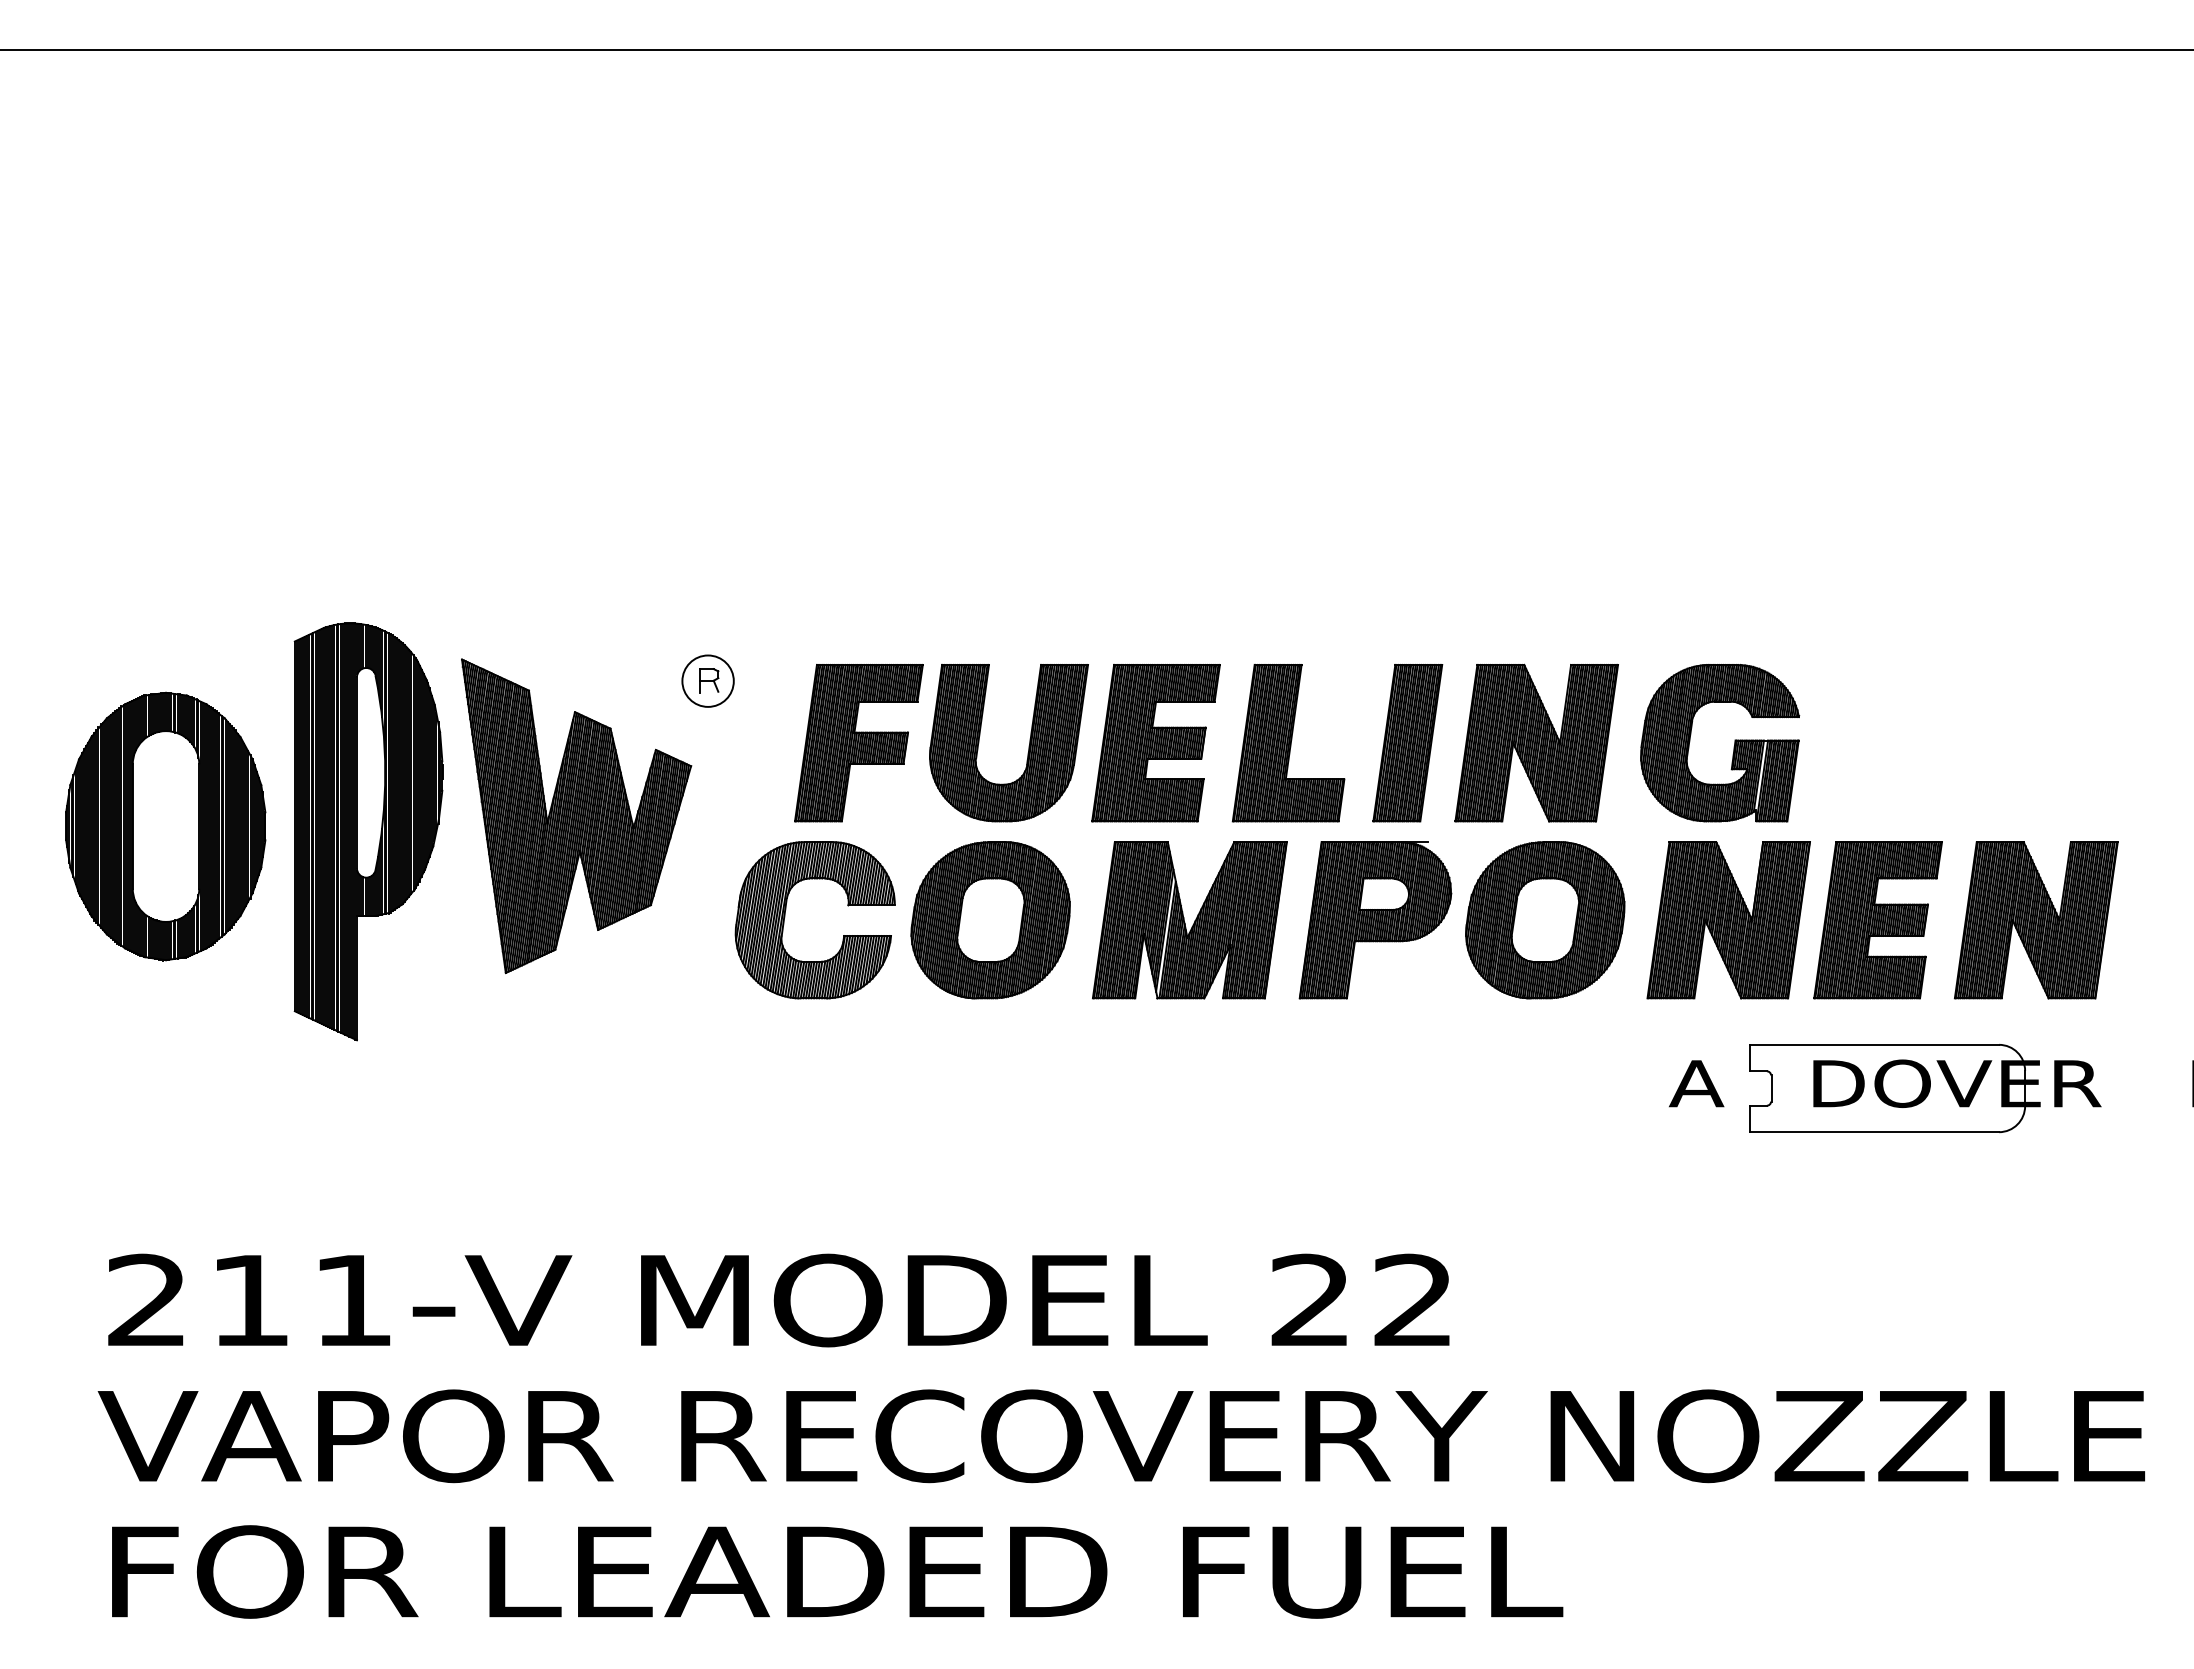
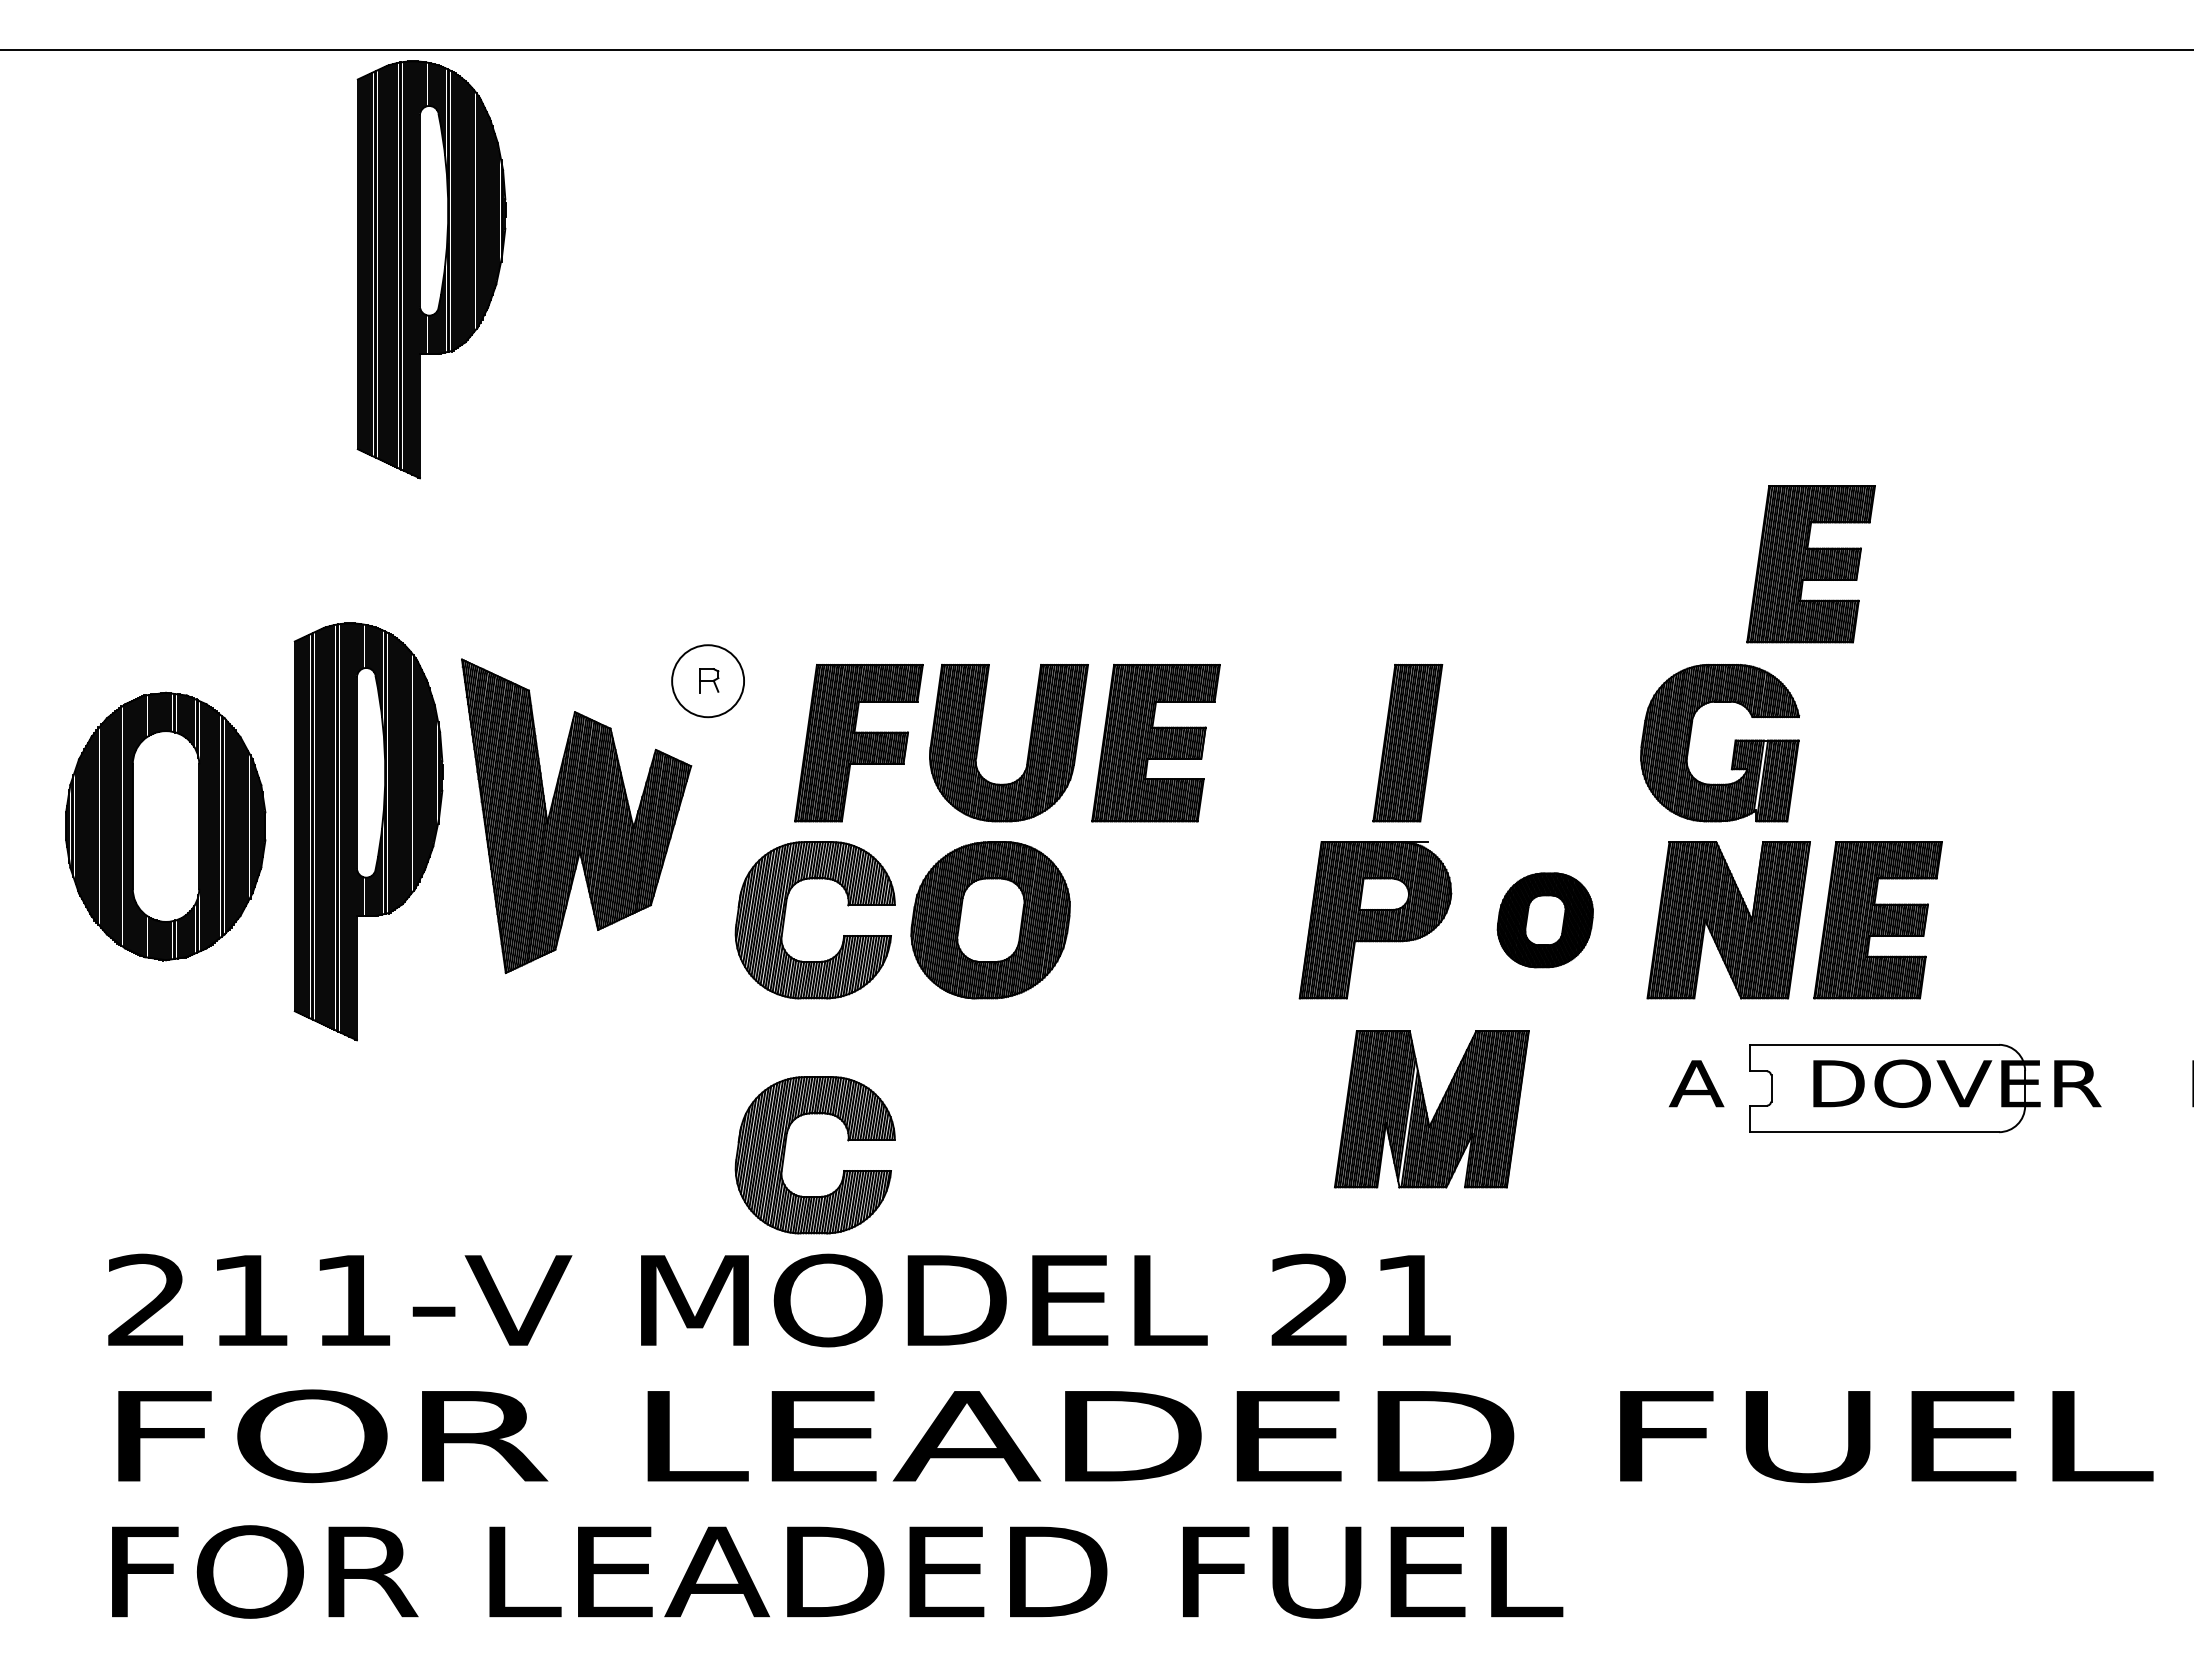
part: none -> present (431, 269)
part: none -> present (1810, 564)
circle diameter: 51 px -> 72 px (708, 681)
part: present -> none (1536, 742)
part: present -> none (1288, 743)
part position: (1189, 920) -> (1431, 1109) (1431, 1109)
part size: 161x159 px -> 98x97 px (1544, 920)
part: present -> none (2036, 920)
part: none -> present (785, 1152)
text: 22 -> 21 (1412, 1299)
text: VAPOR RECOVERY NOZZLE -> FOR LEADED FUEL (1125, 1436)
